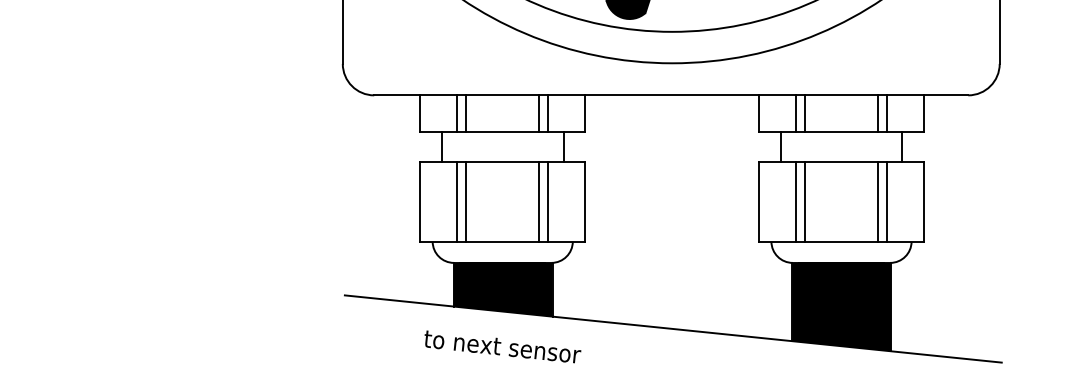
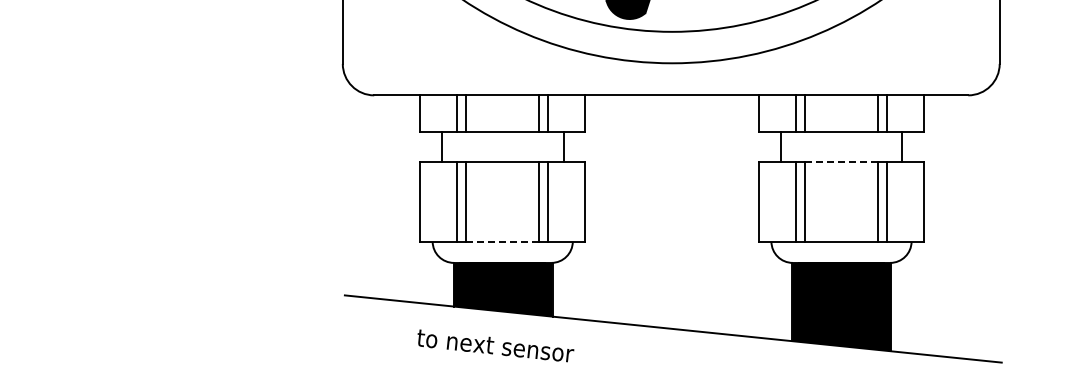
line: solid -> dashed (841, 162)
line: solid -> dashed (502, 241)
text position: (502, 346) -> (495, 345) (495, 345)
